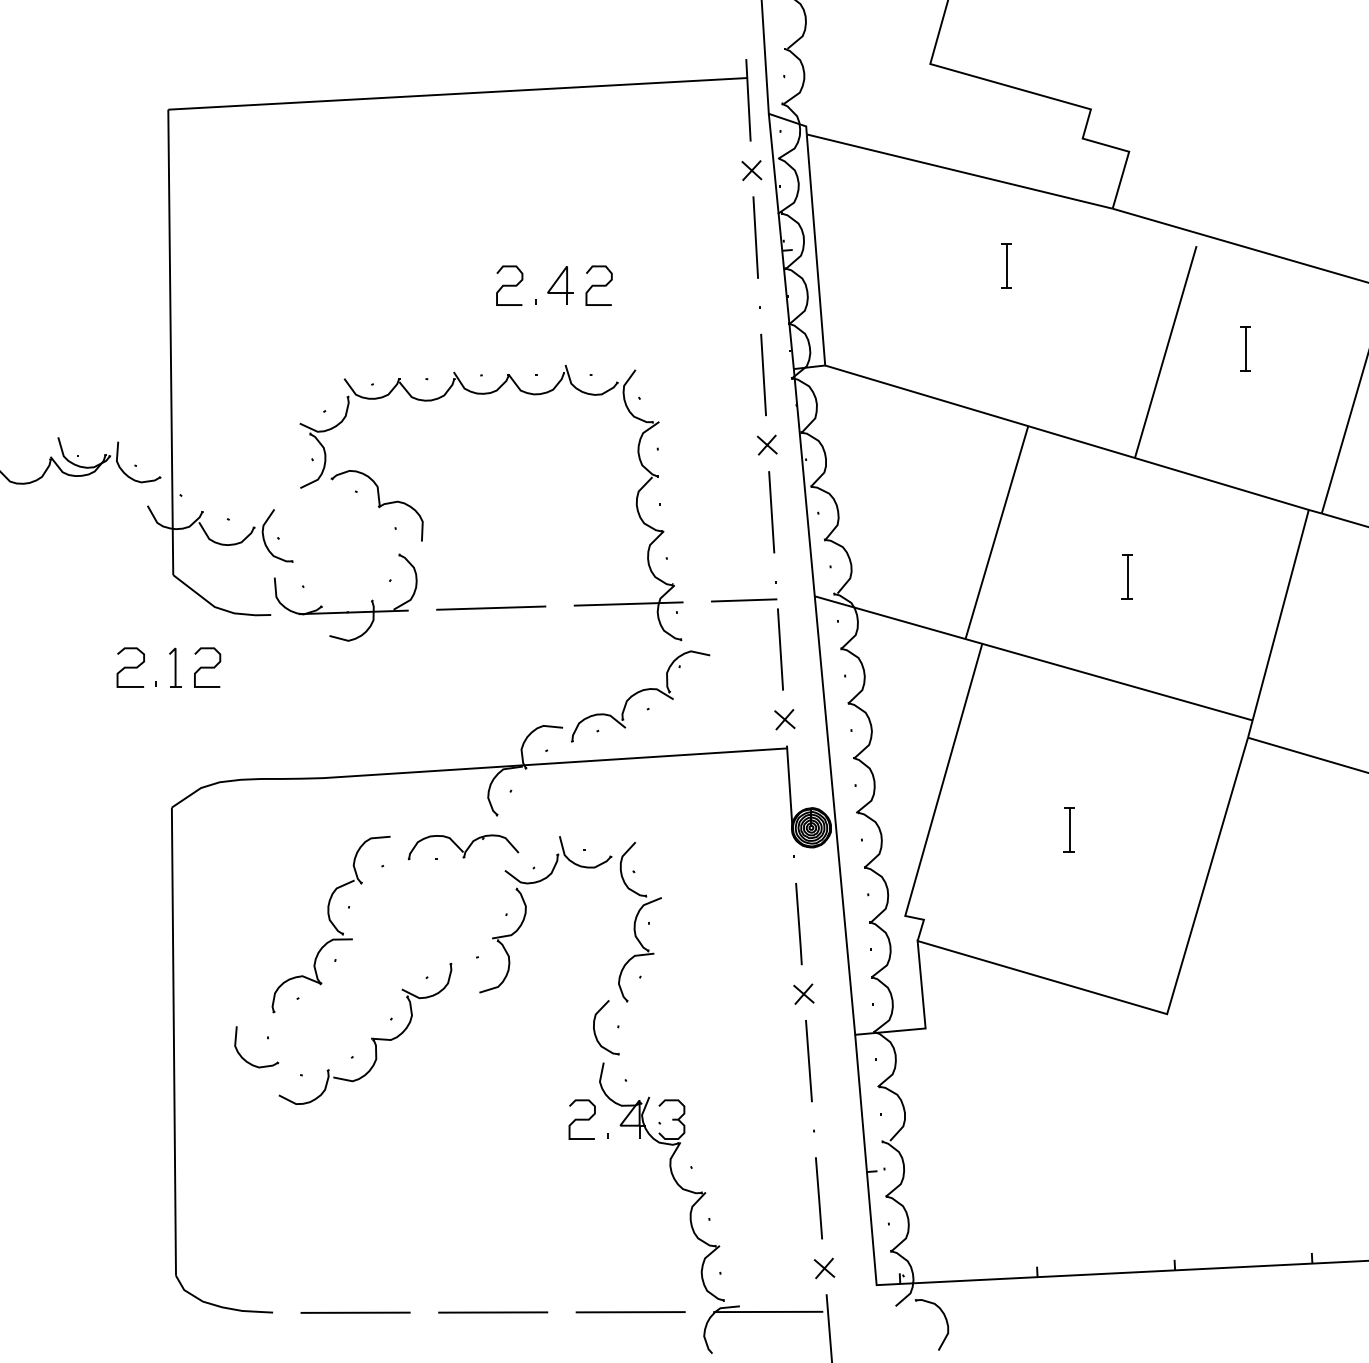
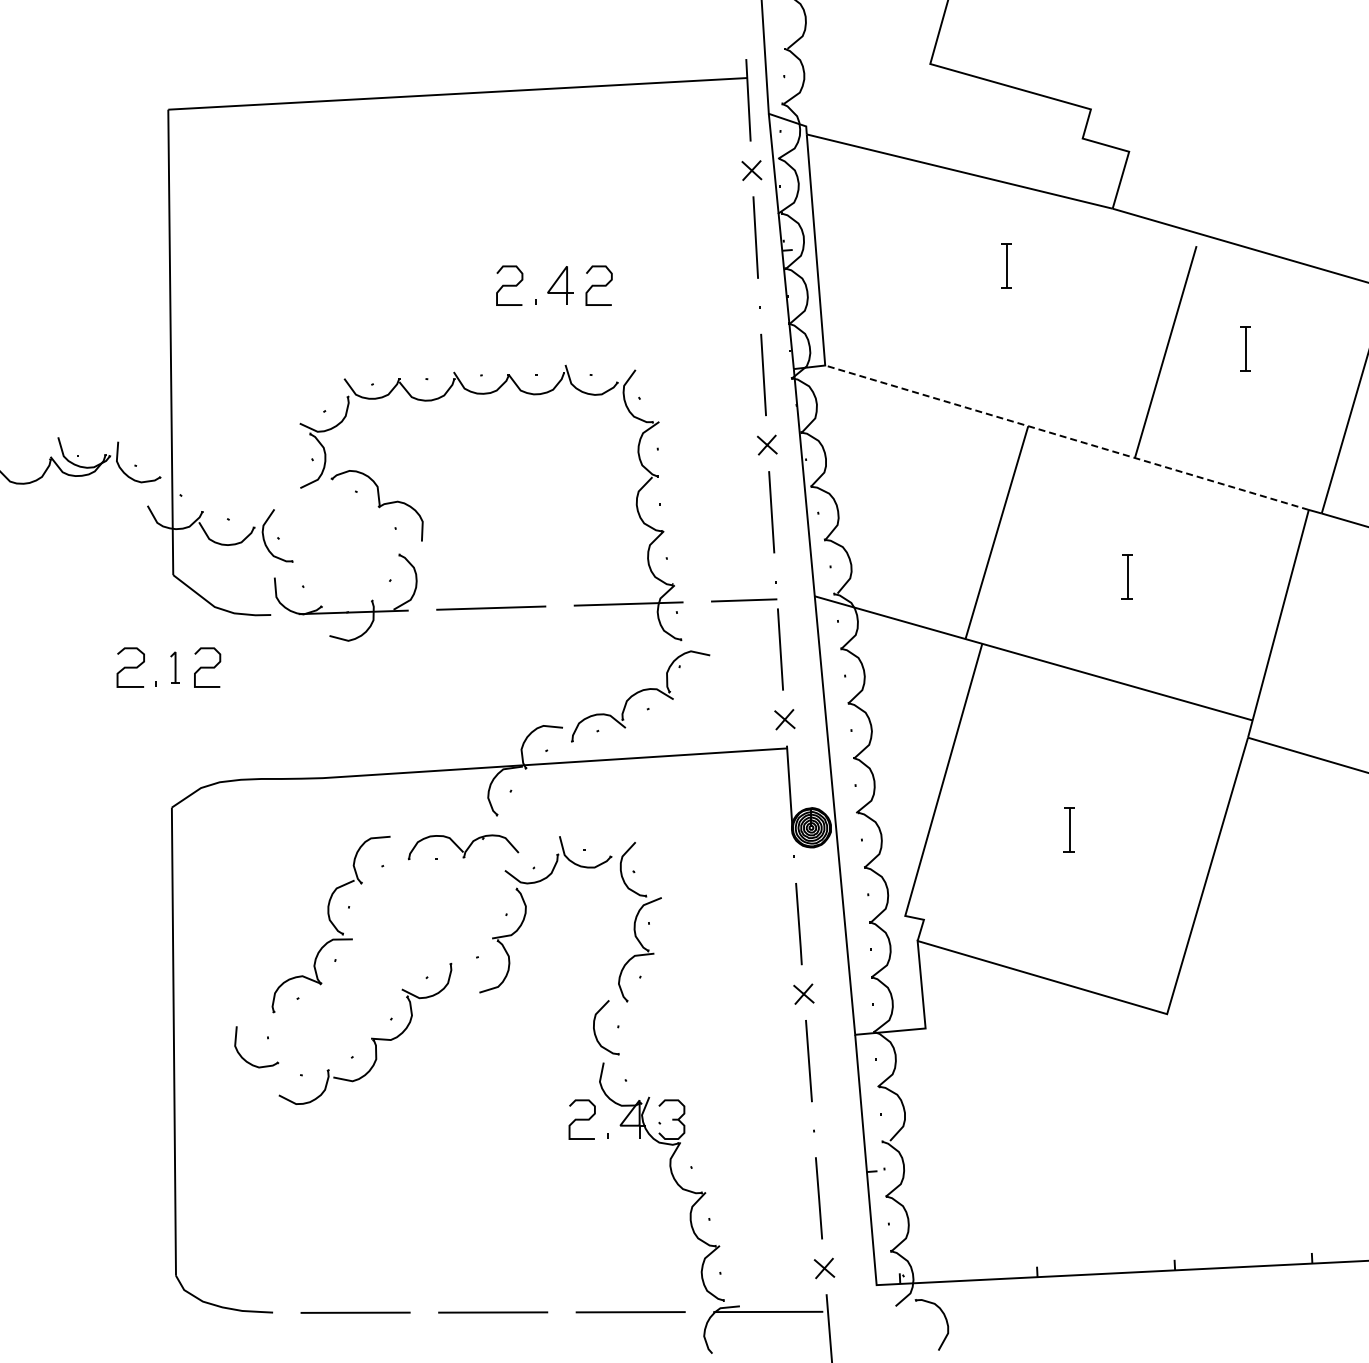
line: solid -> dashed (1066, 437)
part size: 13x41 px -> 10x33 px (174, 667)
